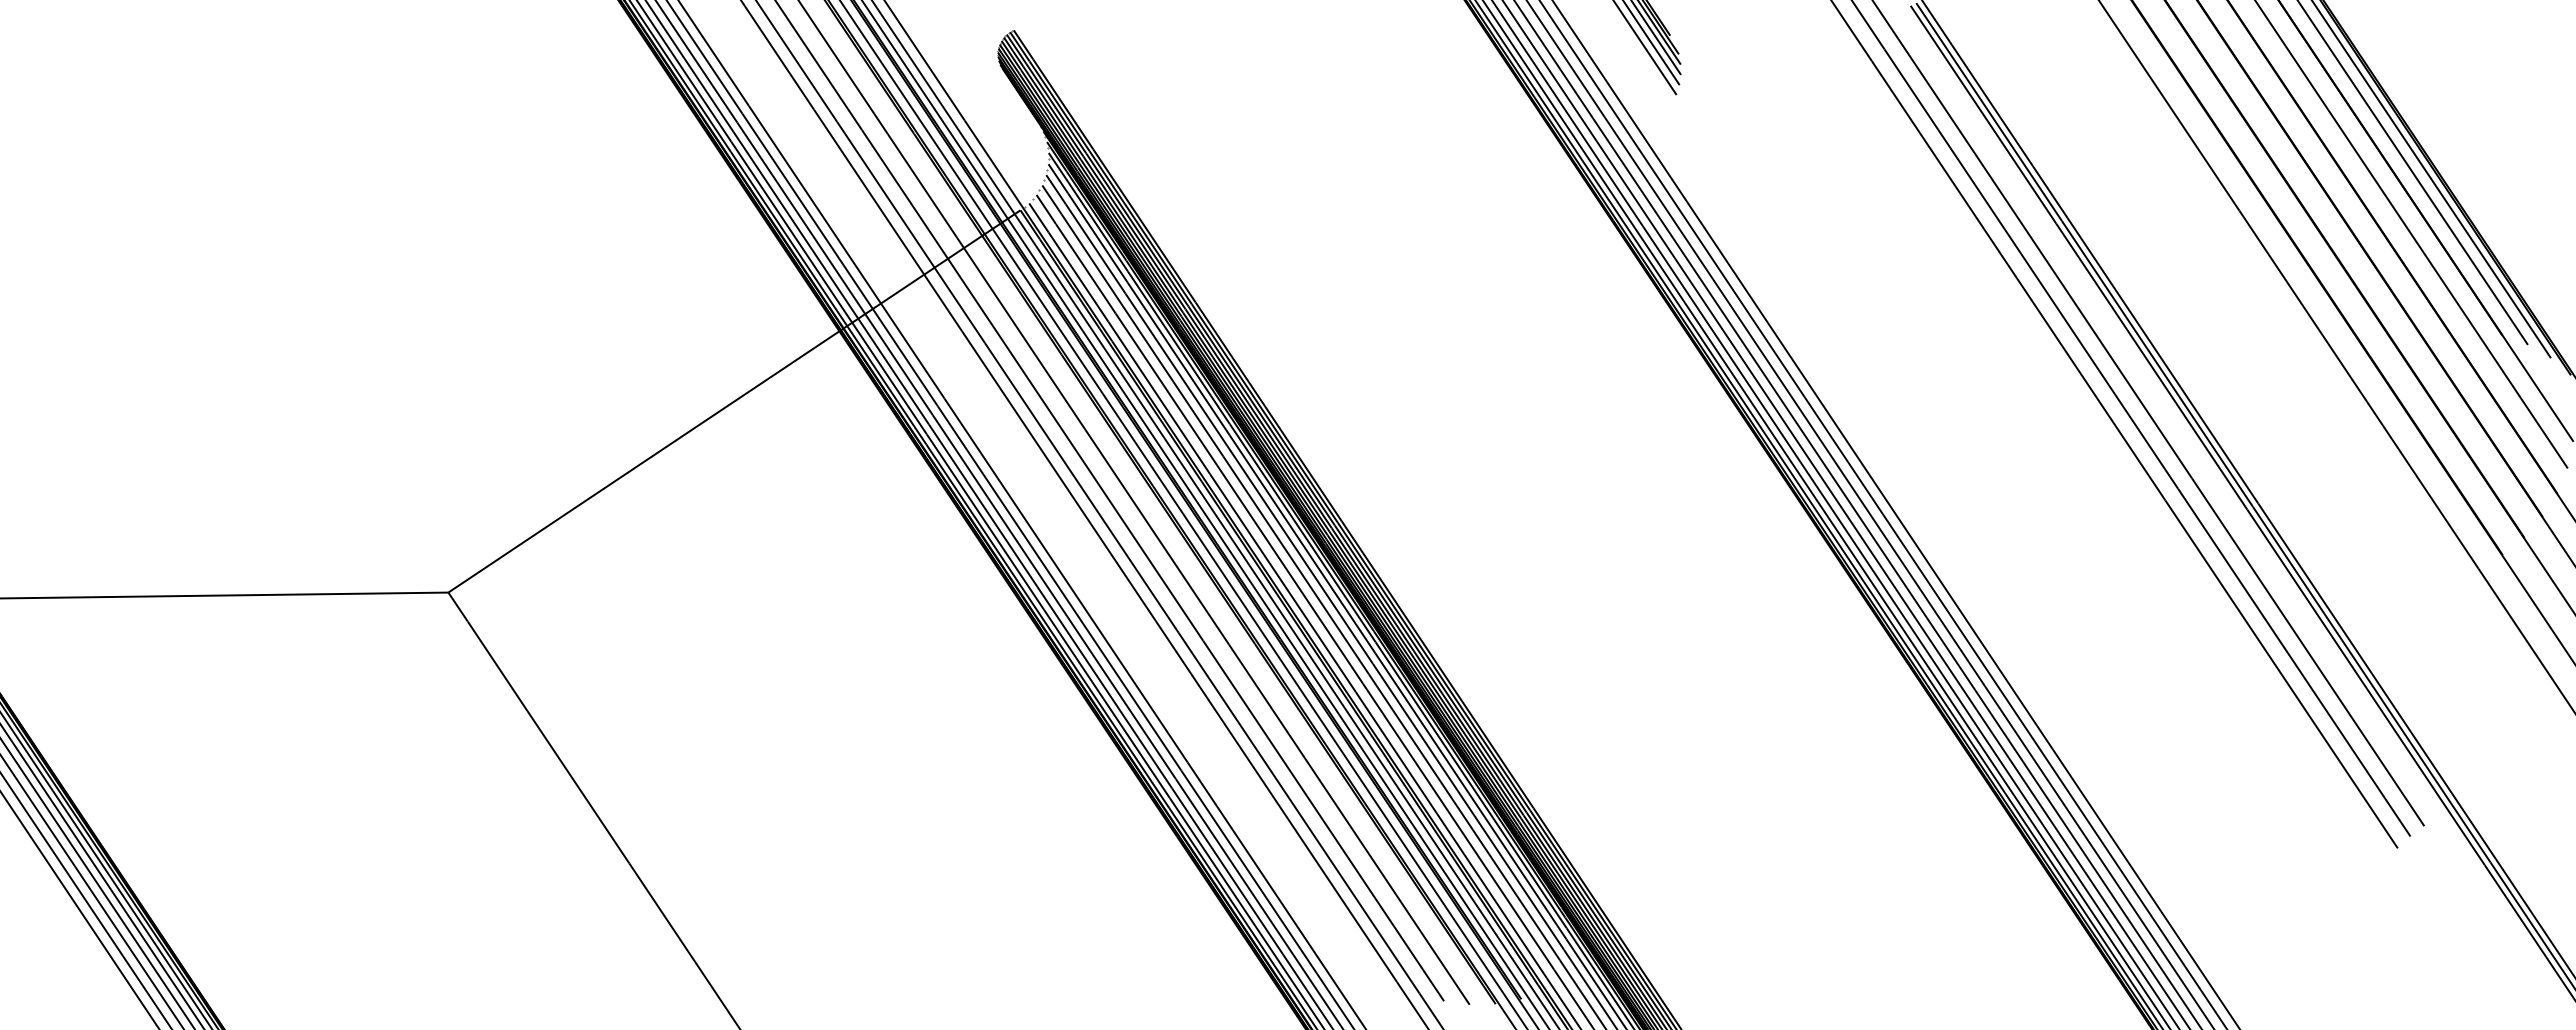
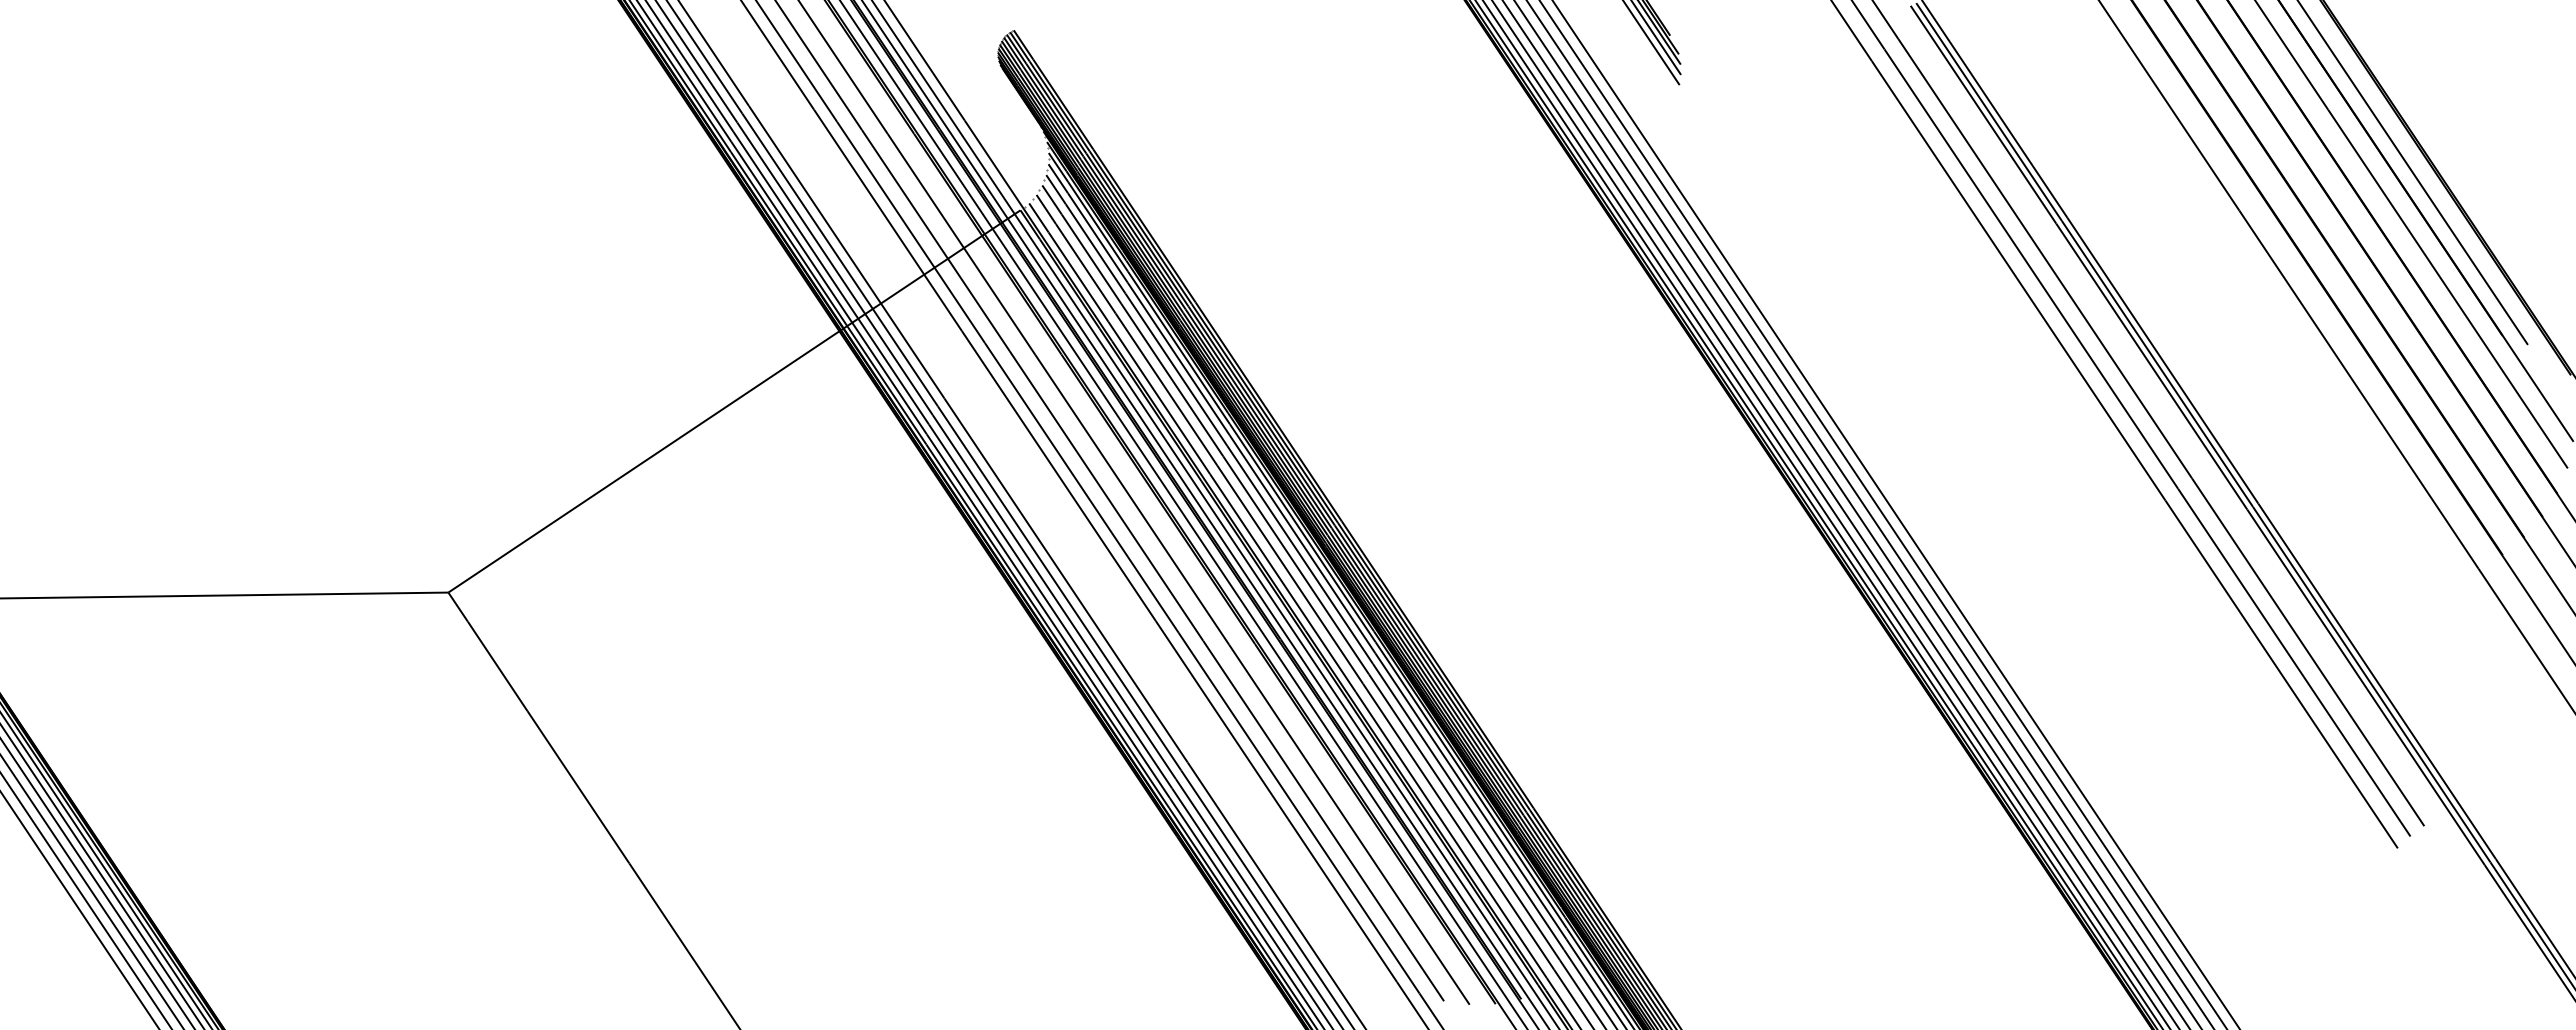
line: present -> none (1645, 48)
line: present -> none (2431, 180)
